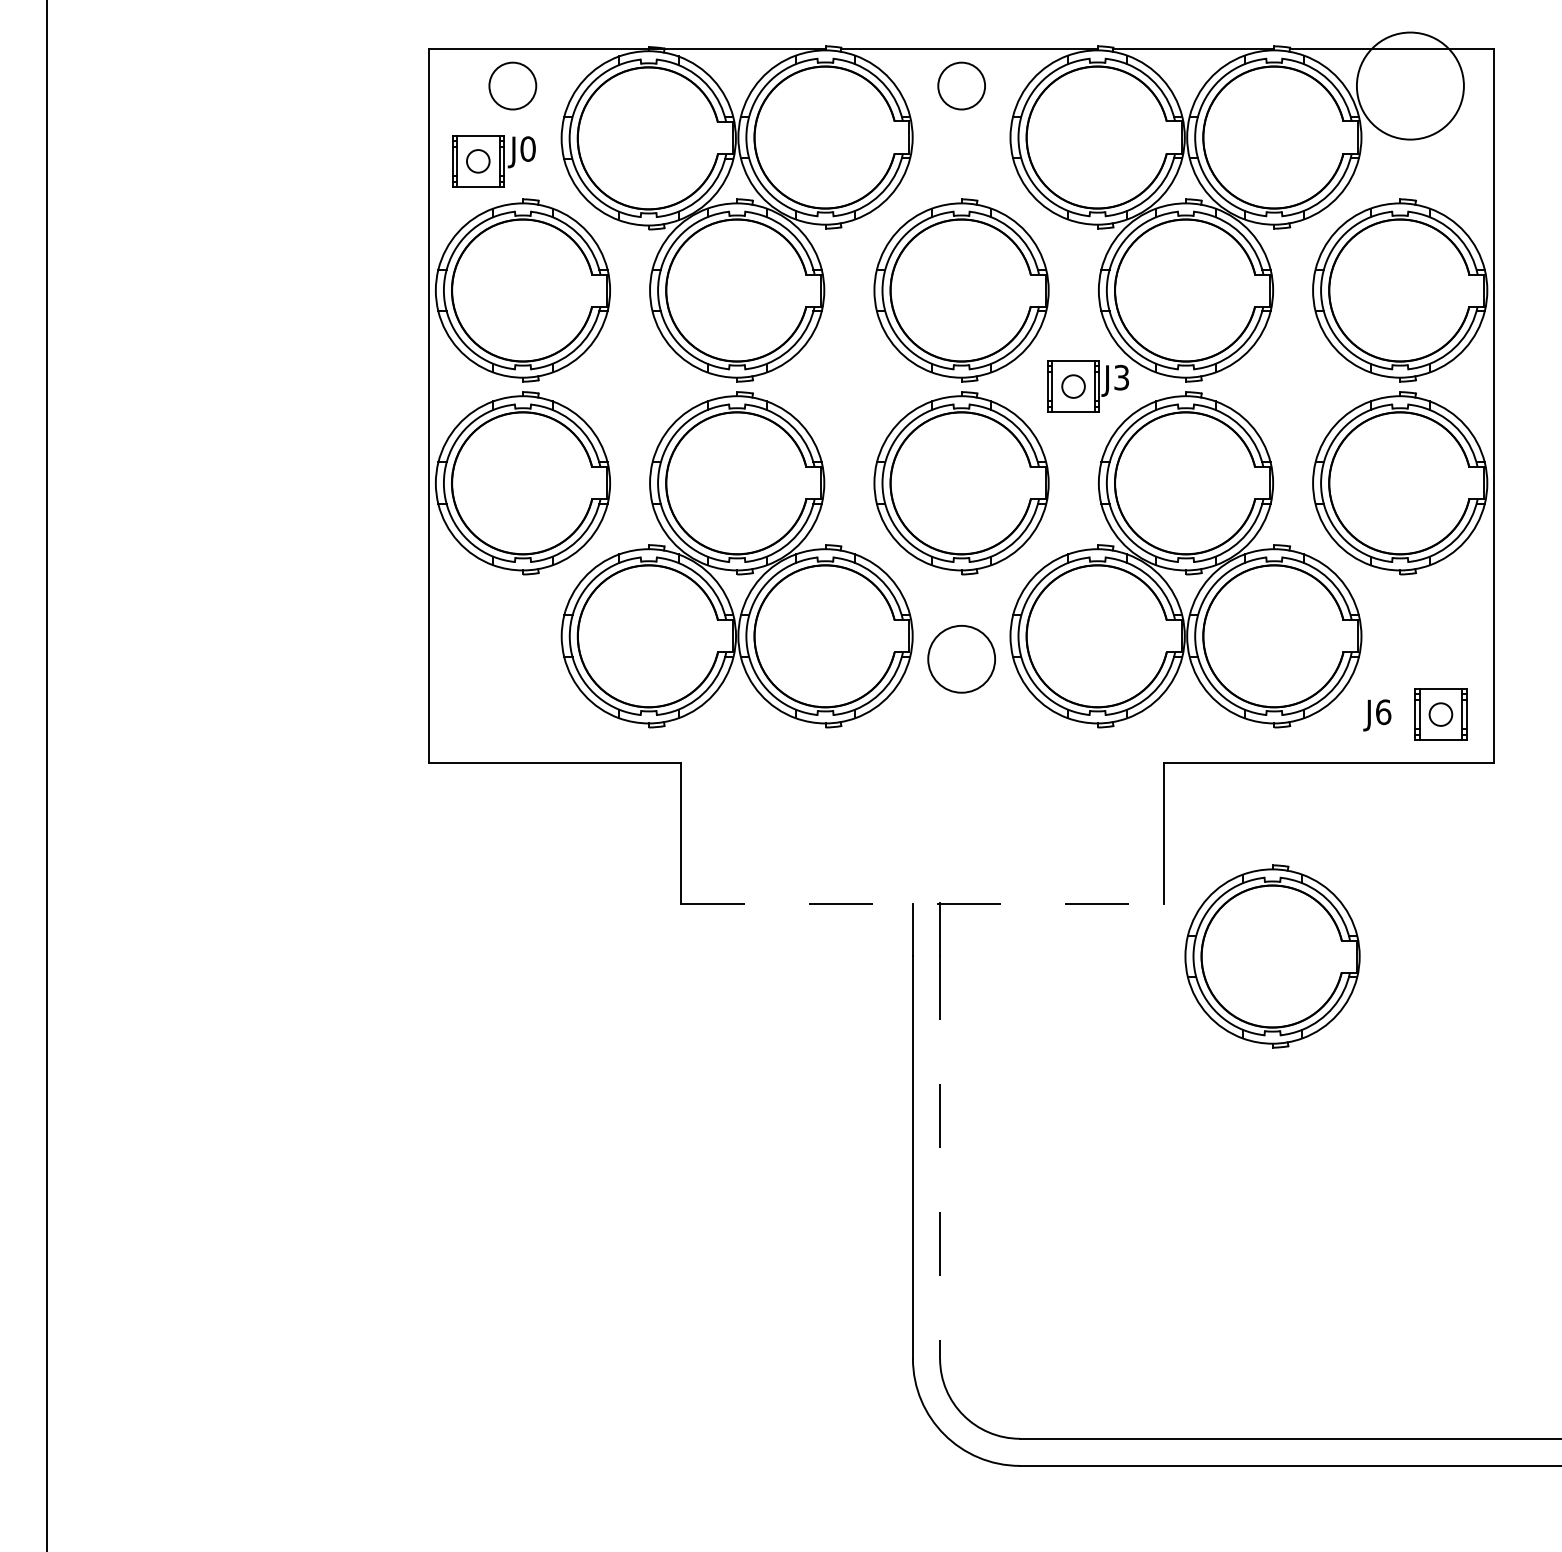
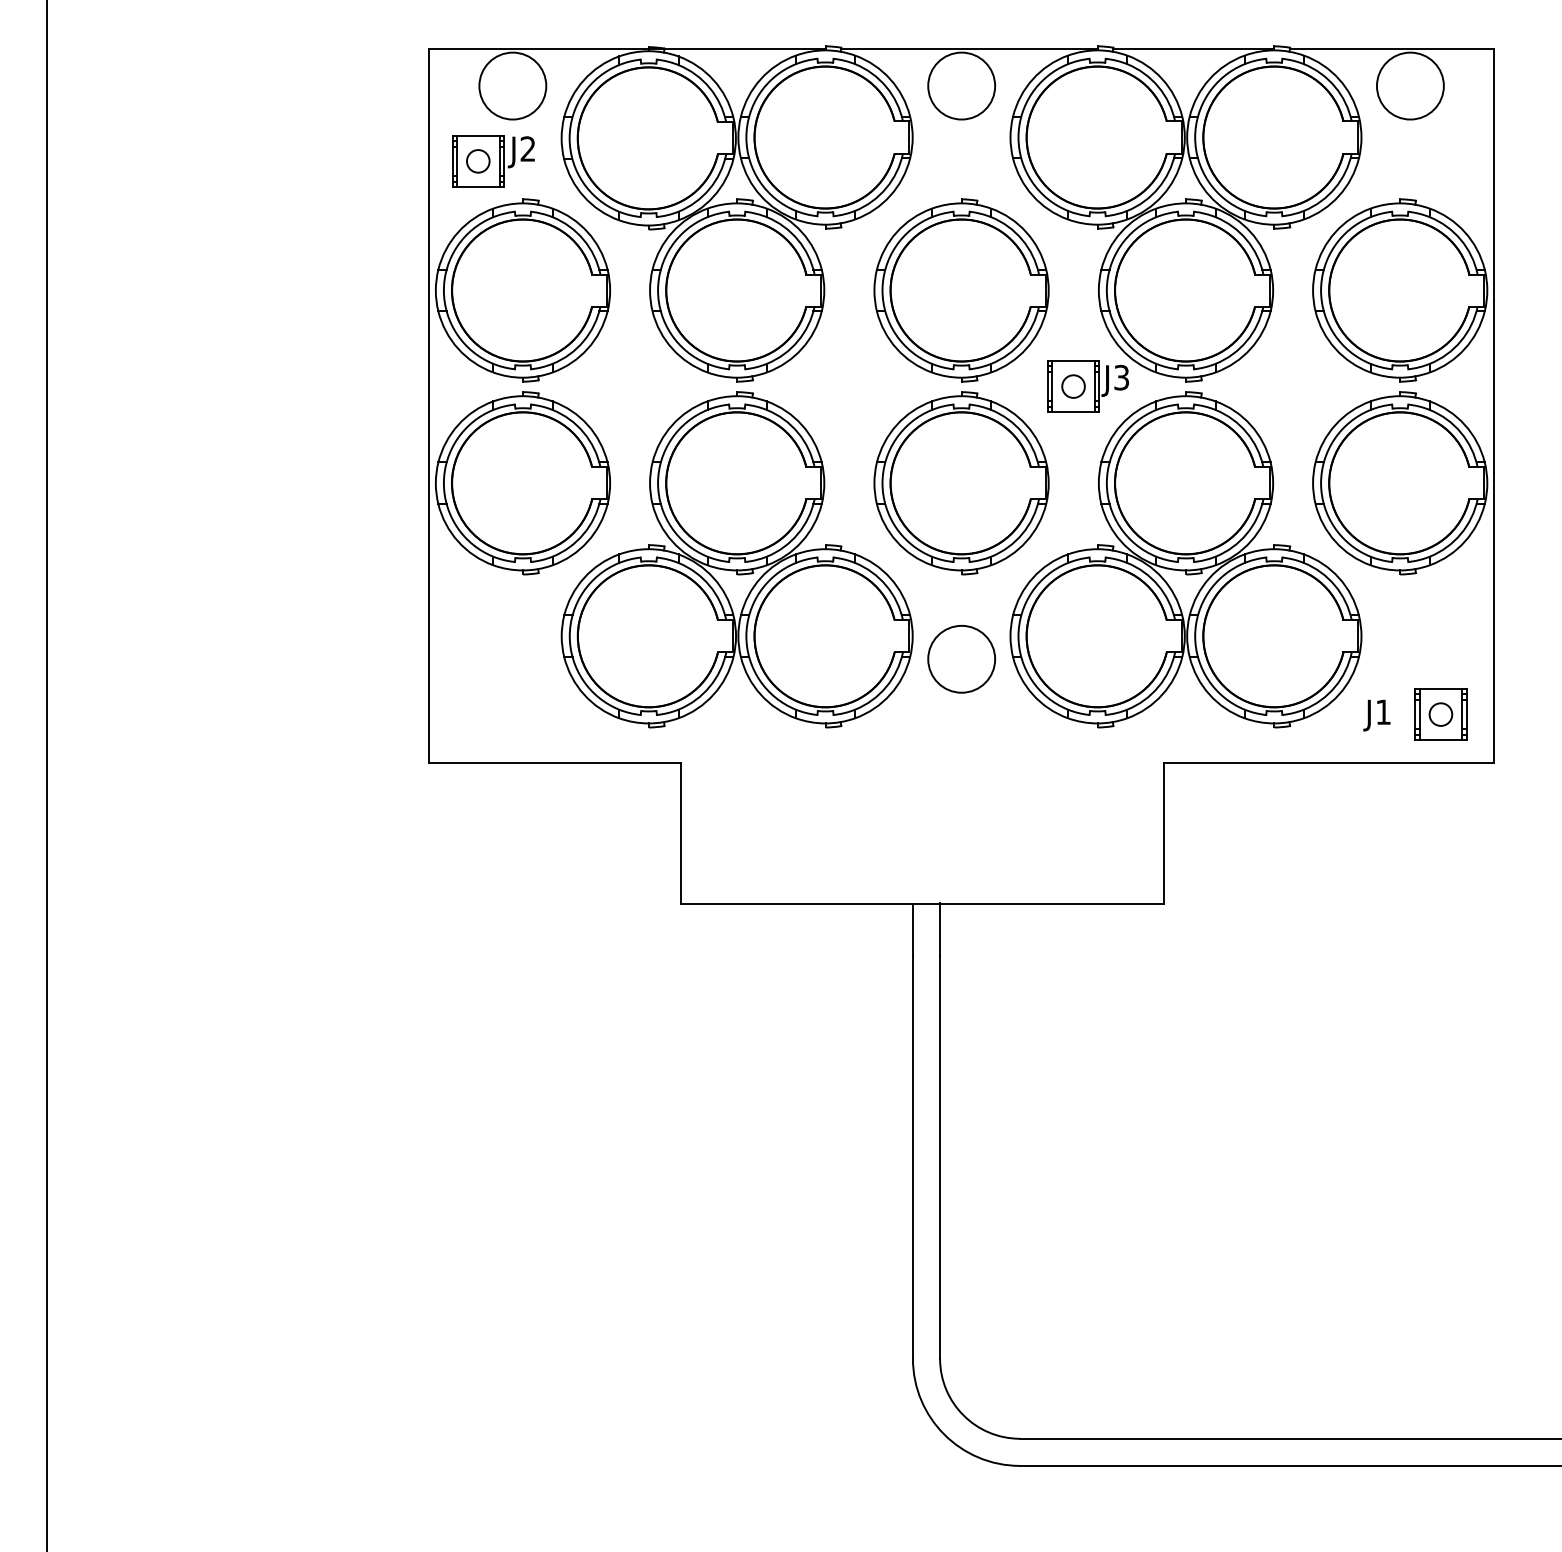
circle diameter: 47 px -> 67 px (512, 85)
circle diameter: 47 px -> 67 px (961, 85)
circle diameter: 107 px -> 67 px (1409, 85)
text: J0 -> J2 (527, 148)
text: J6 -> J1 (1383, 712)
line: dashed -> solid (923, 903)
part: present -> none (1272, 956)
line: dashed -> solid (940, 1157)
